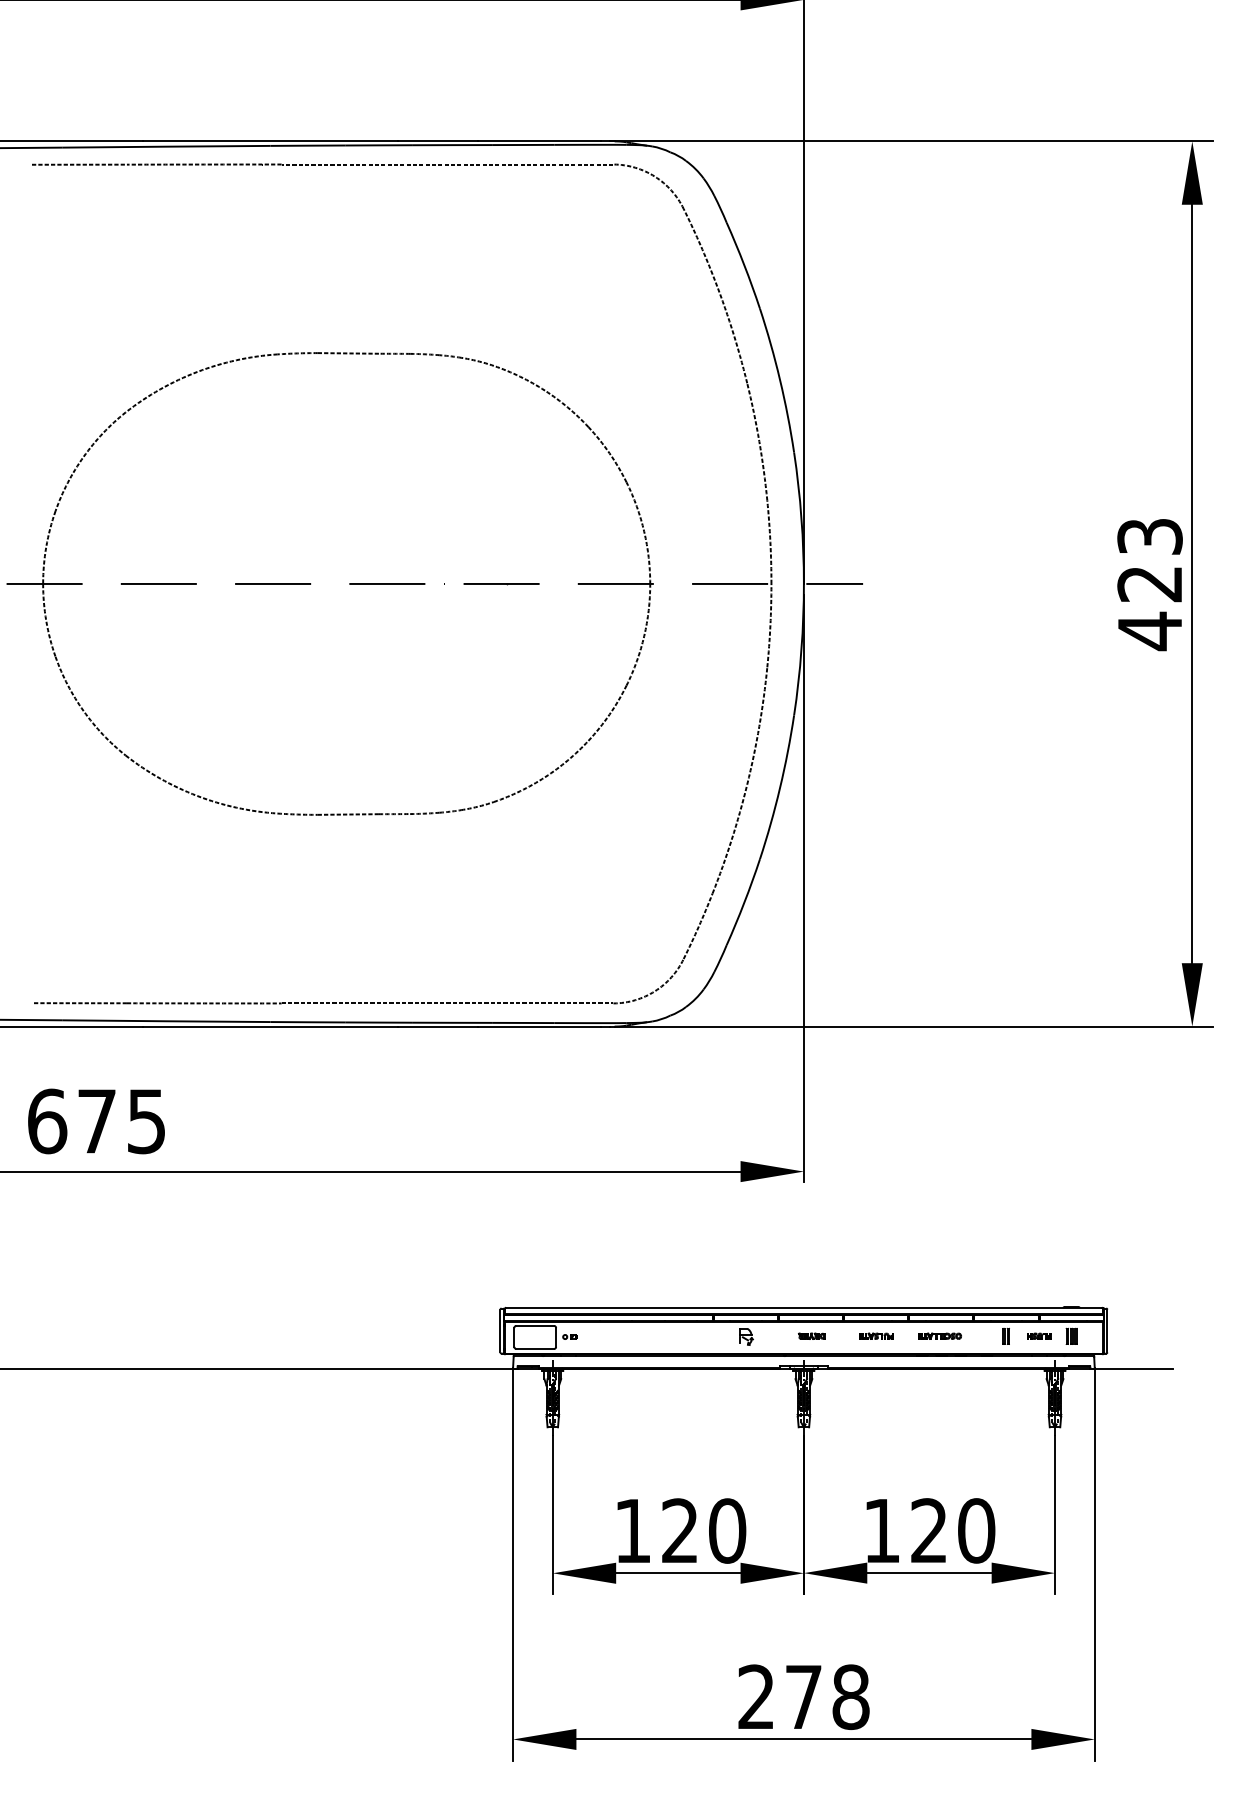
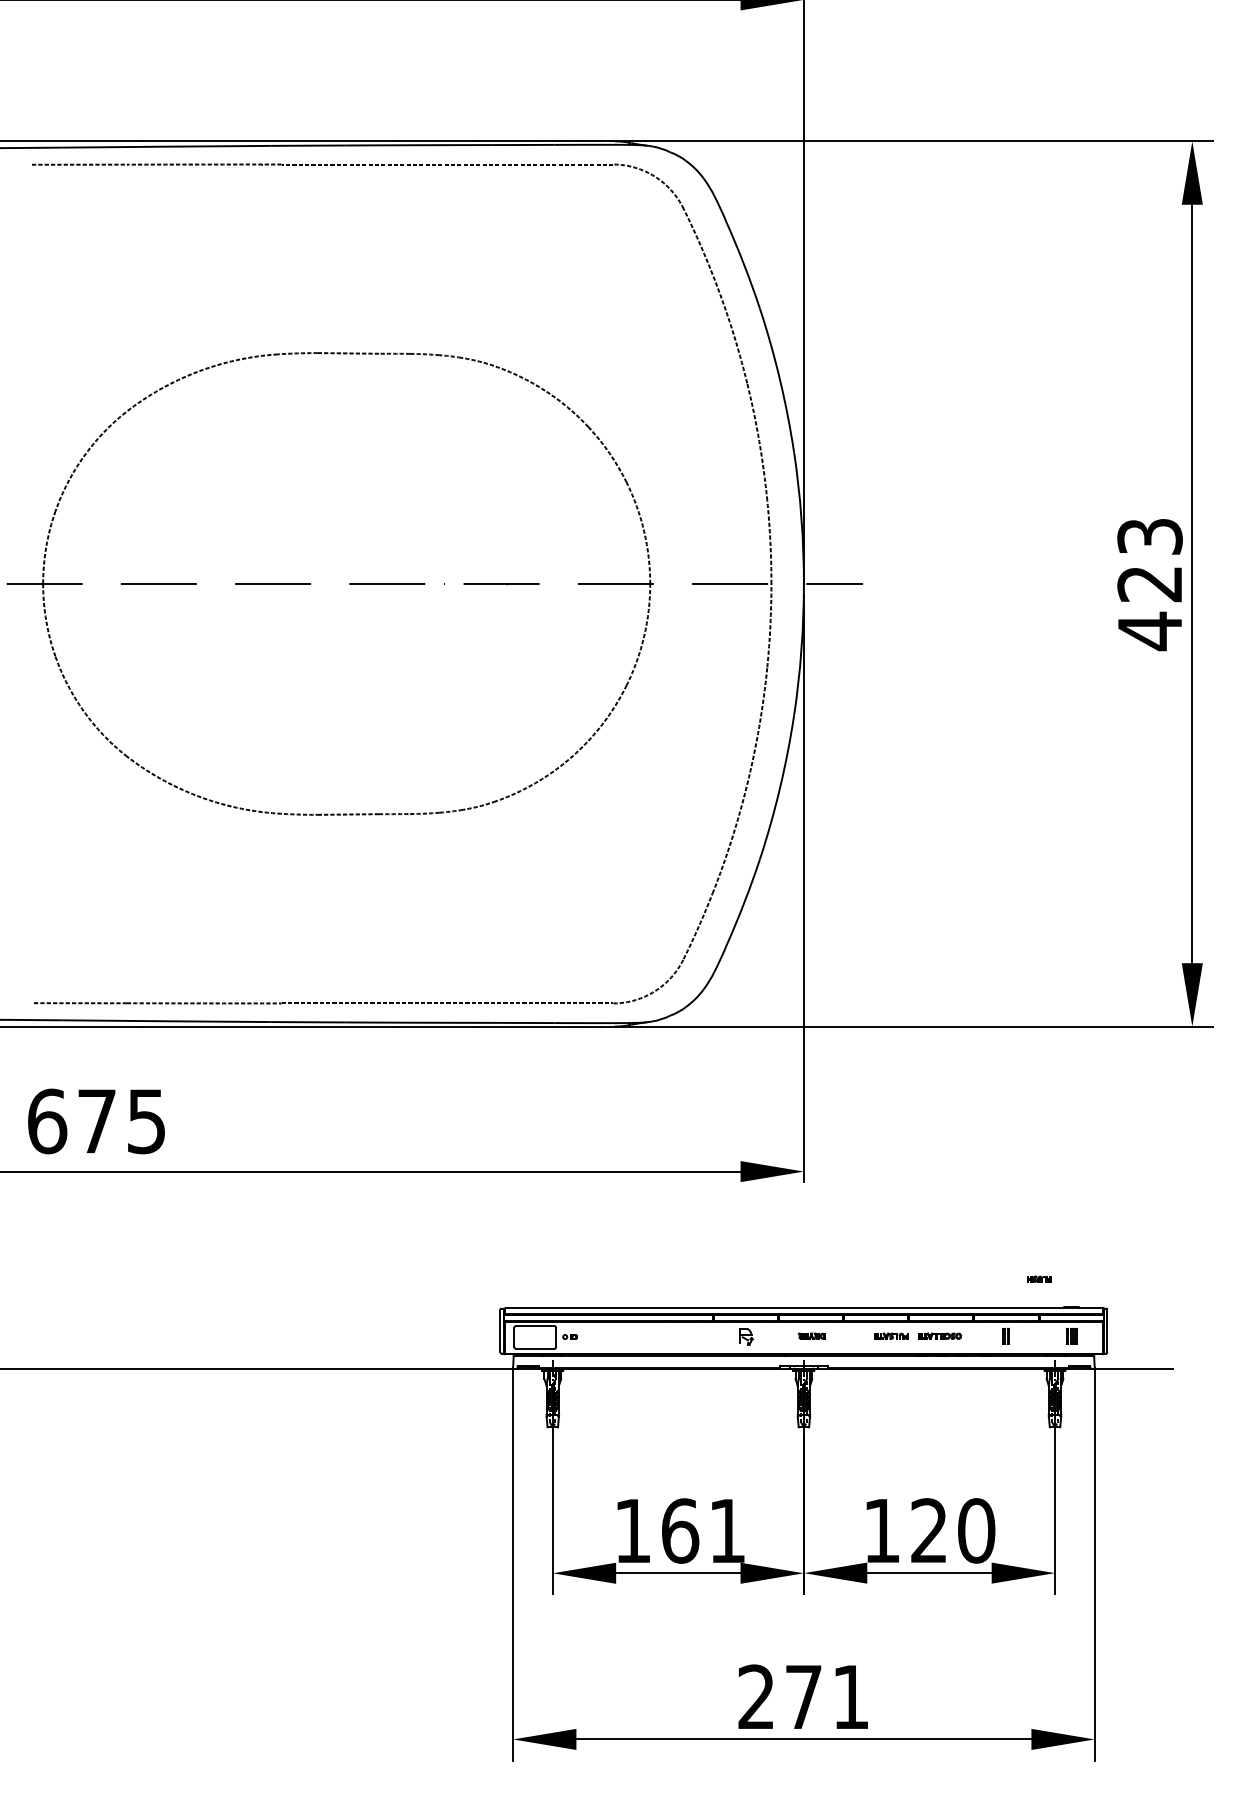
part position: (876, 1335) -> (891, 1335) (891, 1335)
part position: (1039, 1335) -> (1039, 1278) (1039, 1278)
text: 120 -> 161 (704, 1530)
text: 278 -> 271 (850, 1697)
